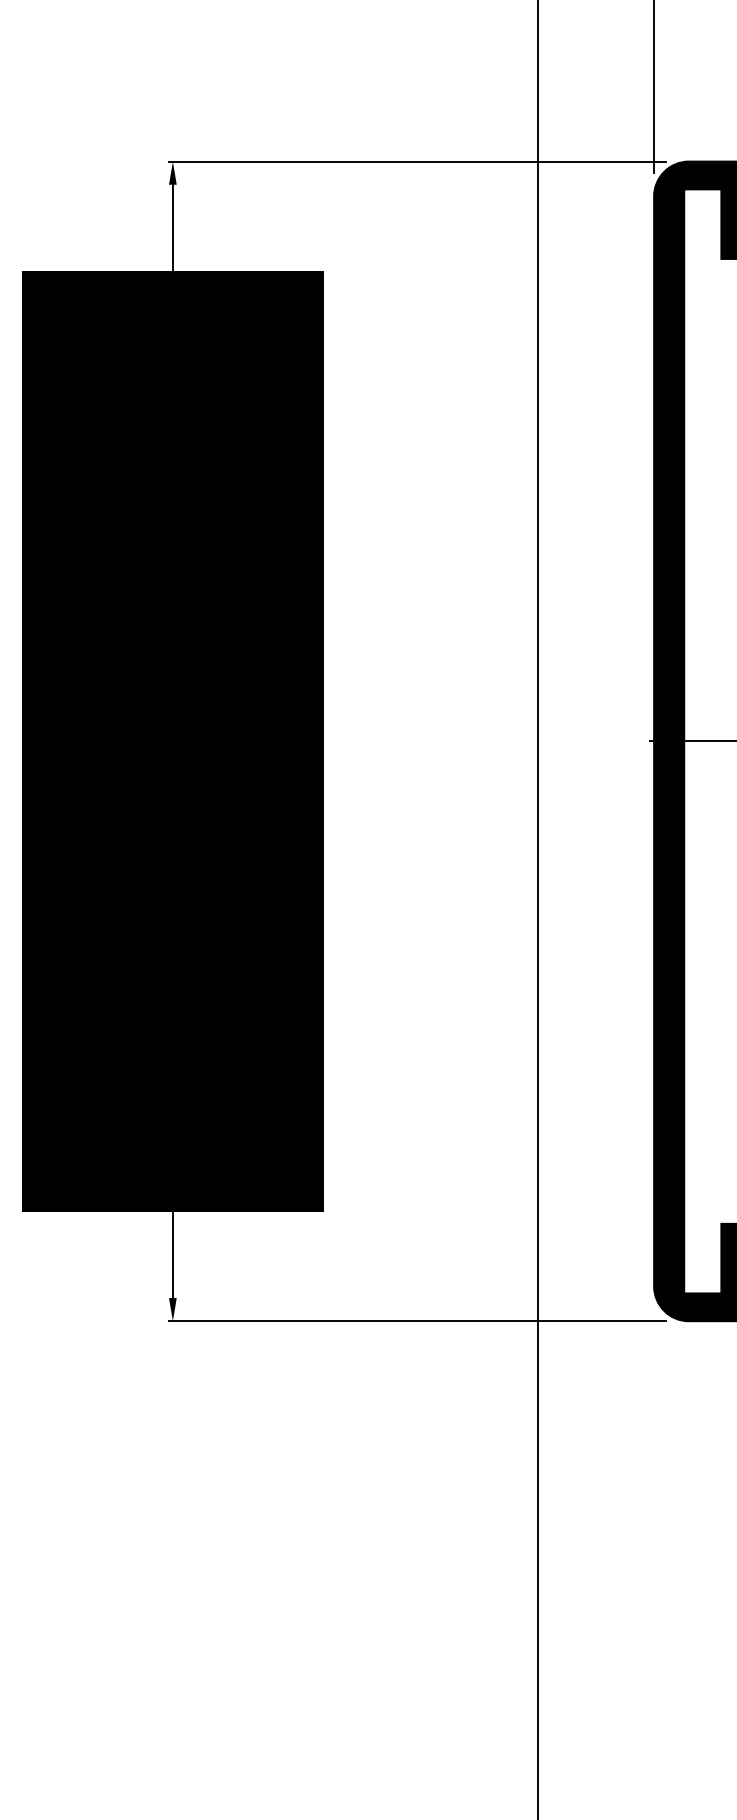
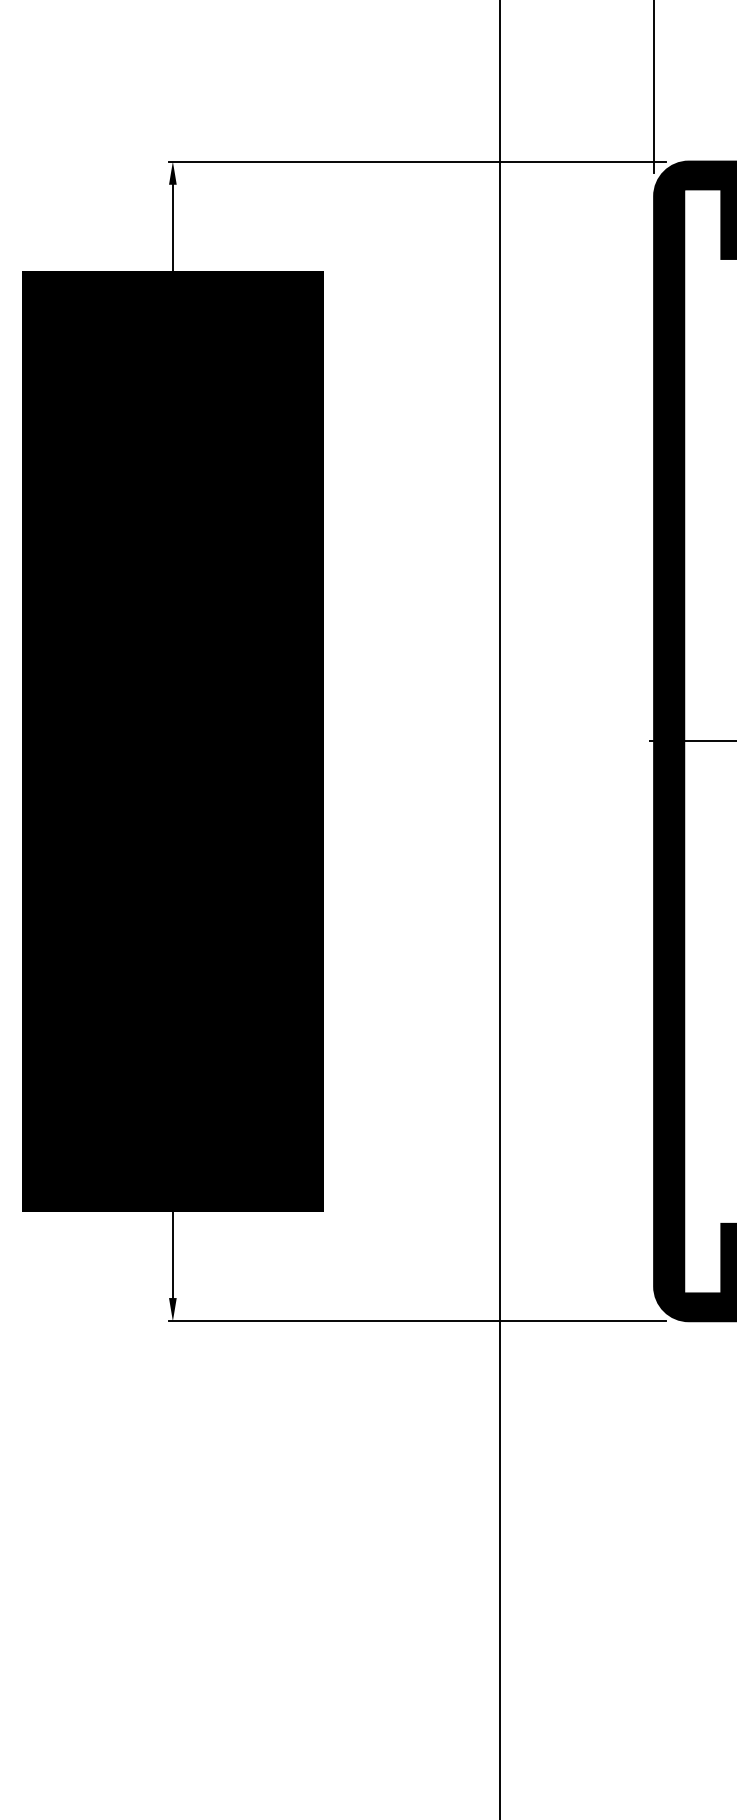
line position: (538, 909) -> (500, 909) (500, 909)
